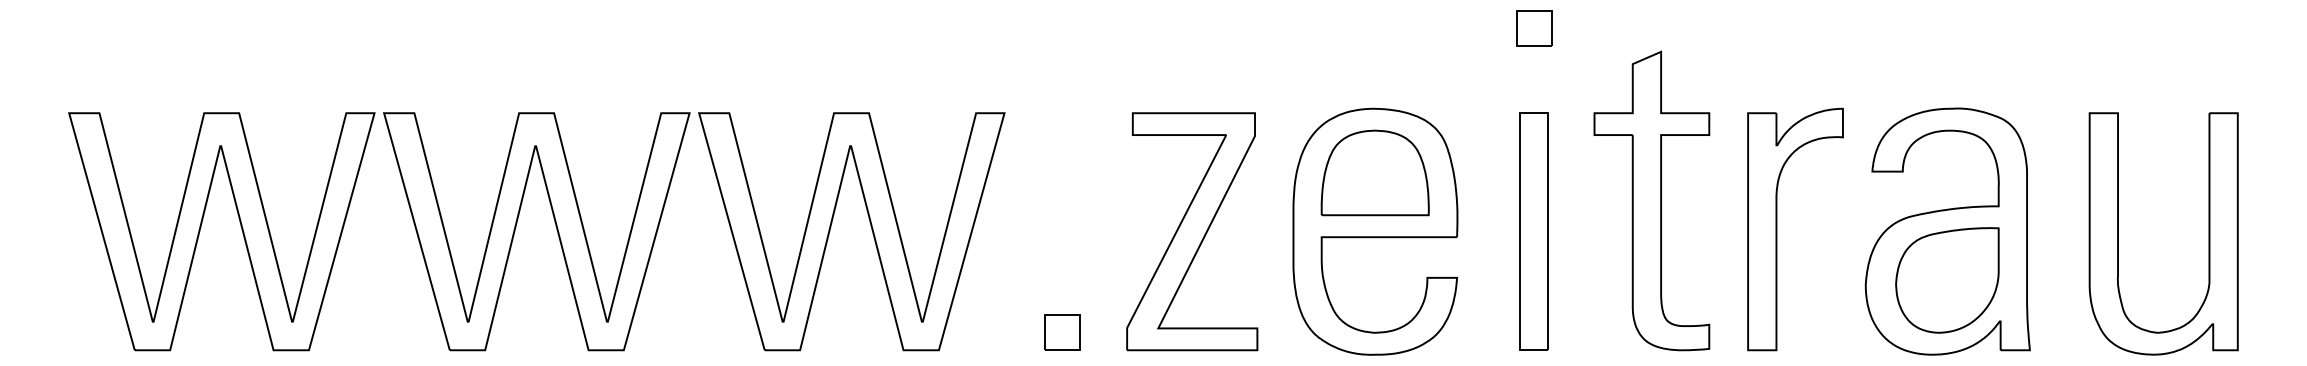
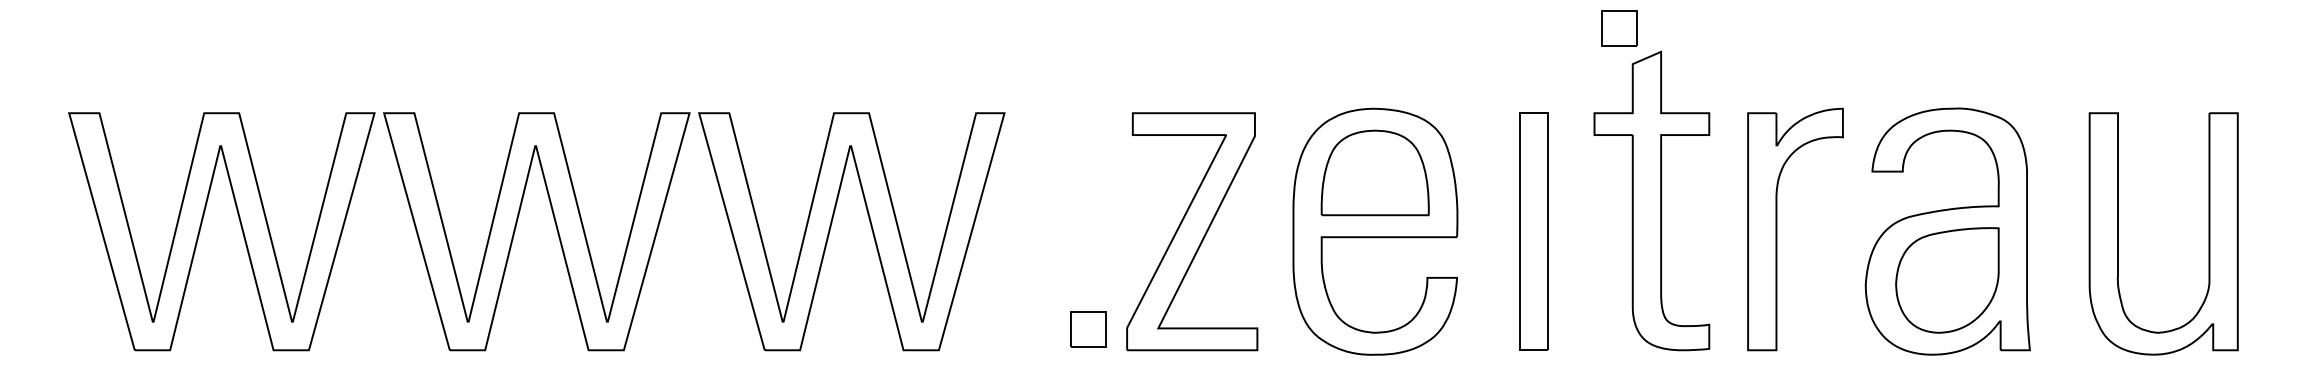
part position: (1534, 28) -> (1619, 28) (1619, 28)
part position: (1062, 332) -> (1088, 329) (1088, 329)
